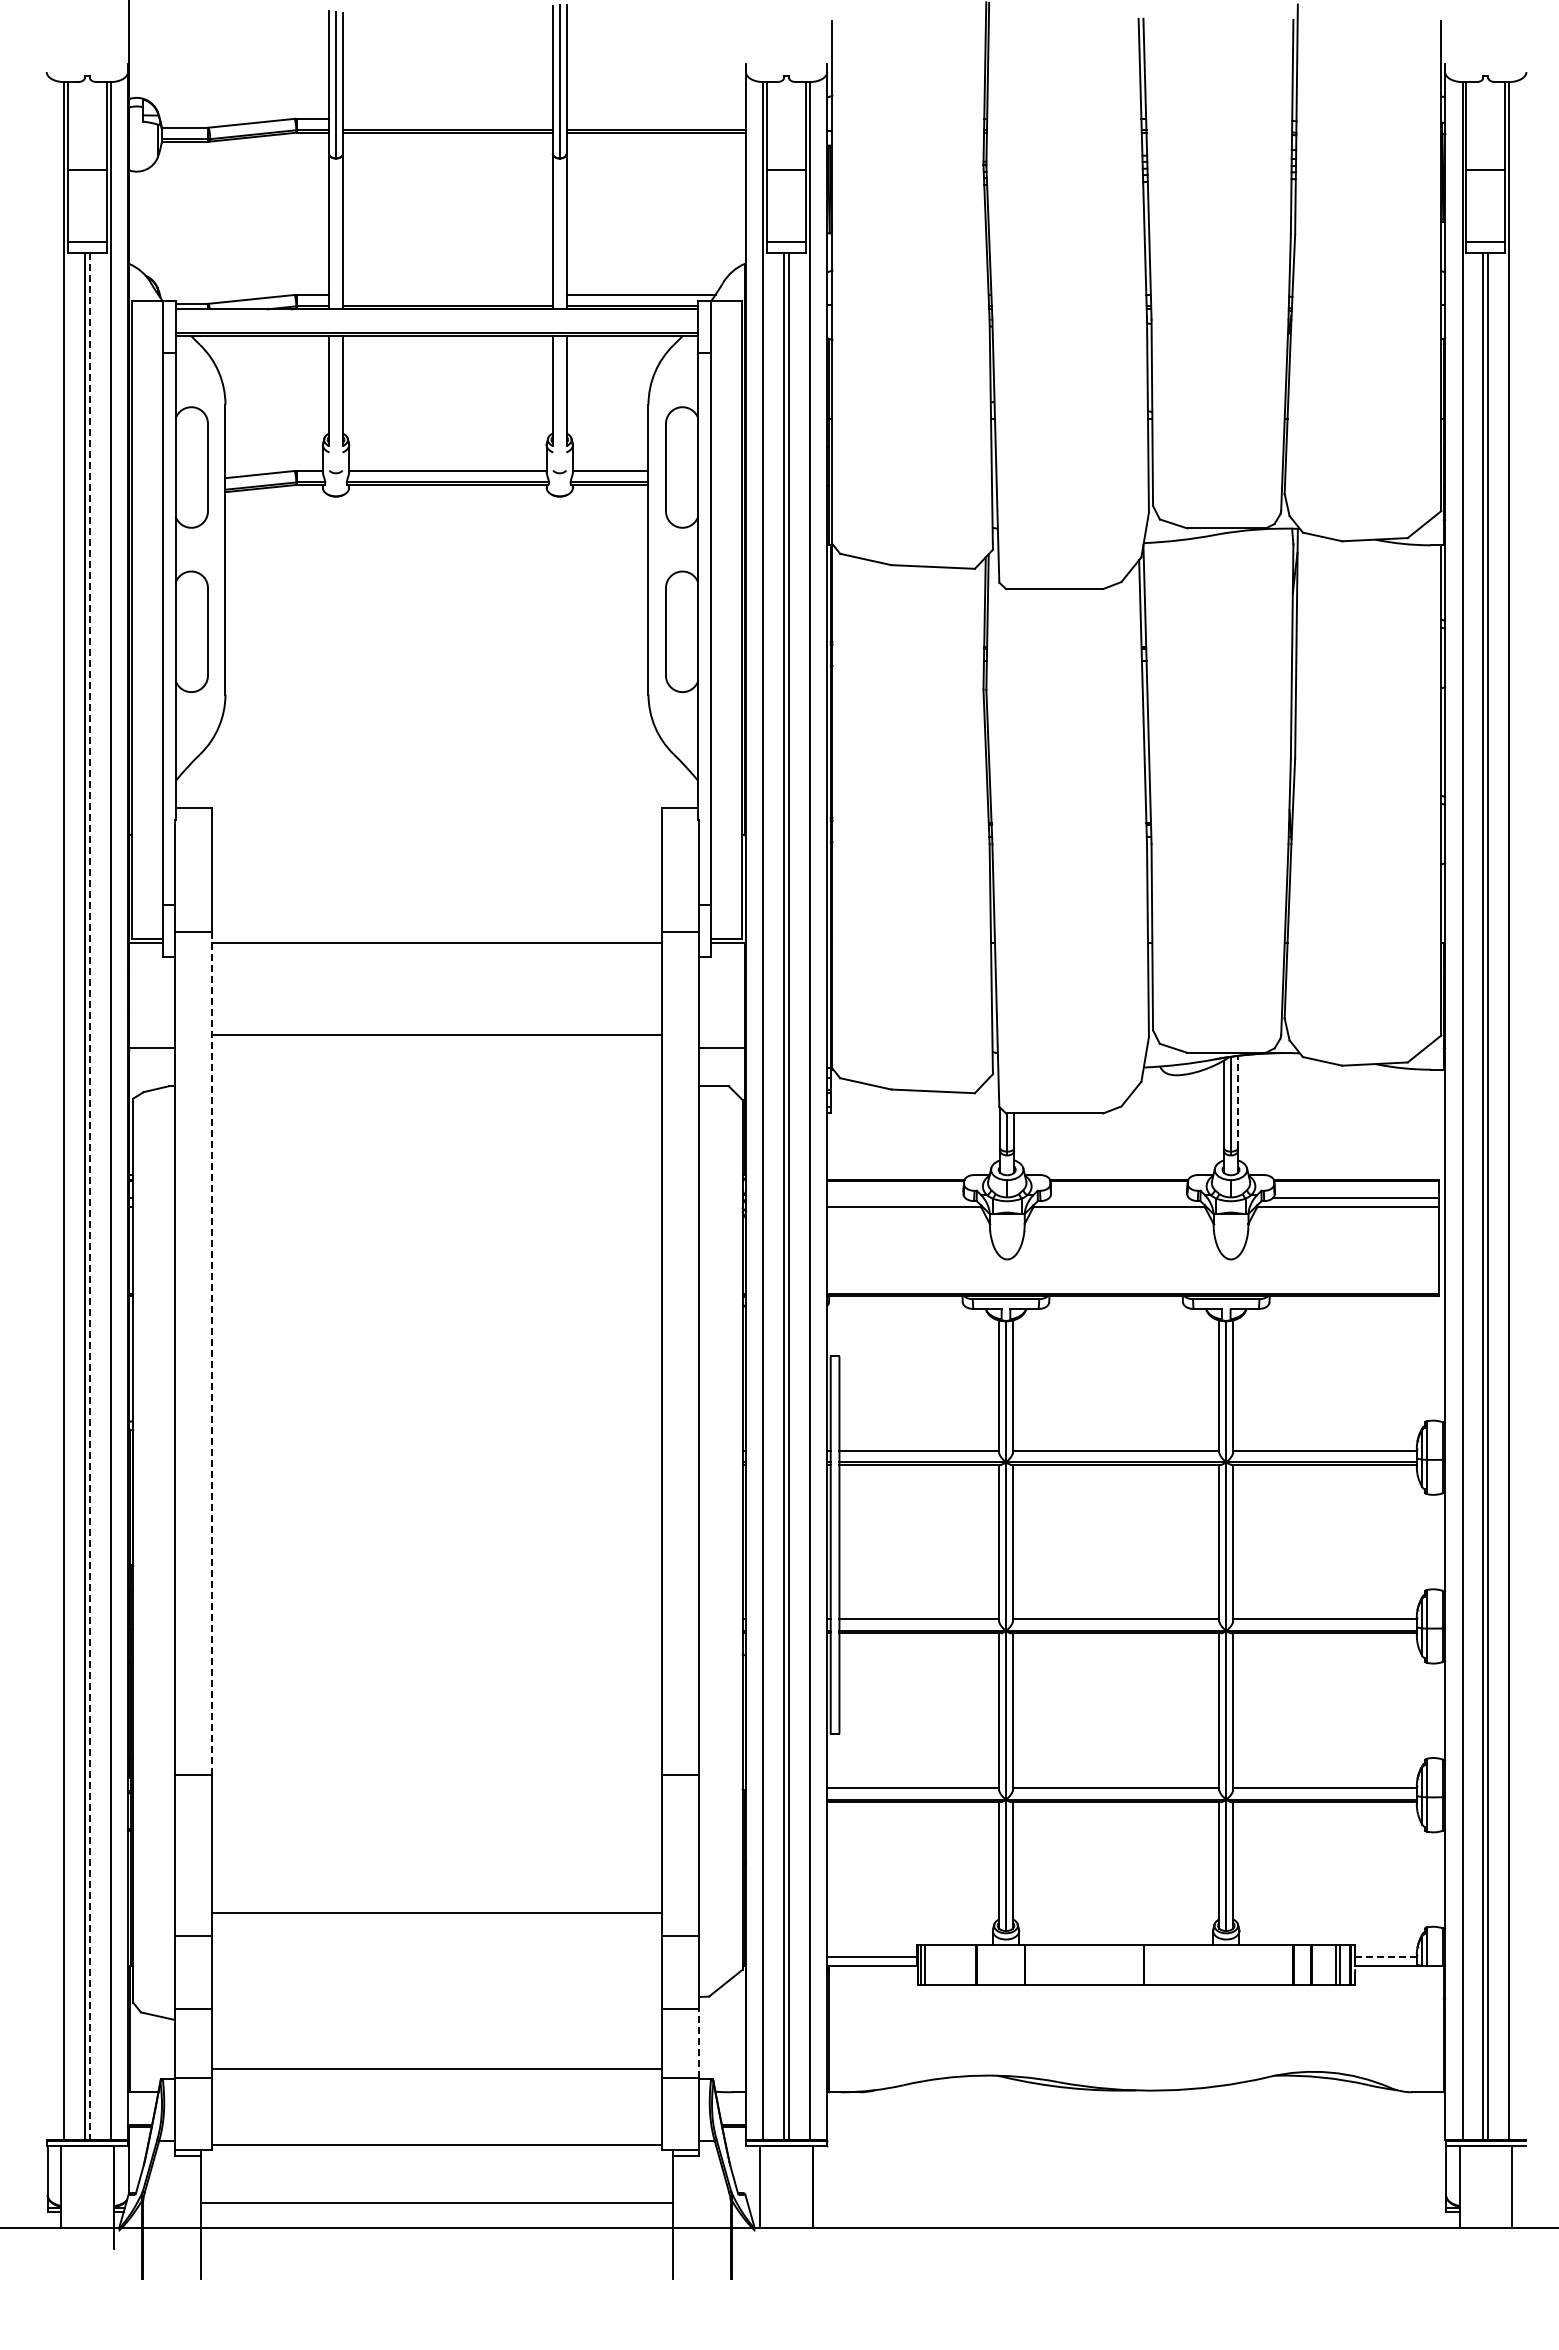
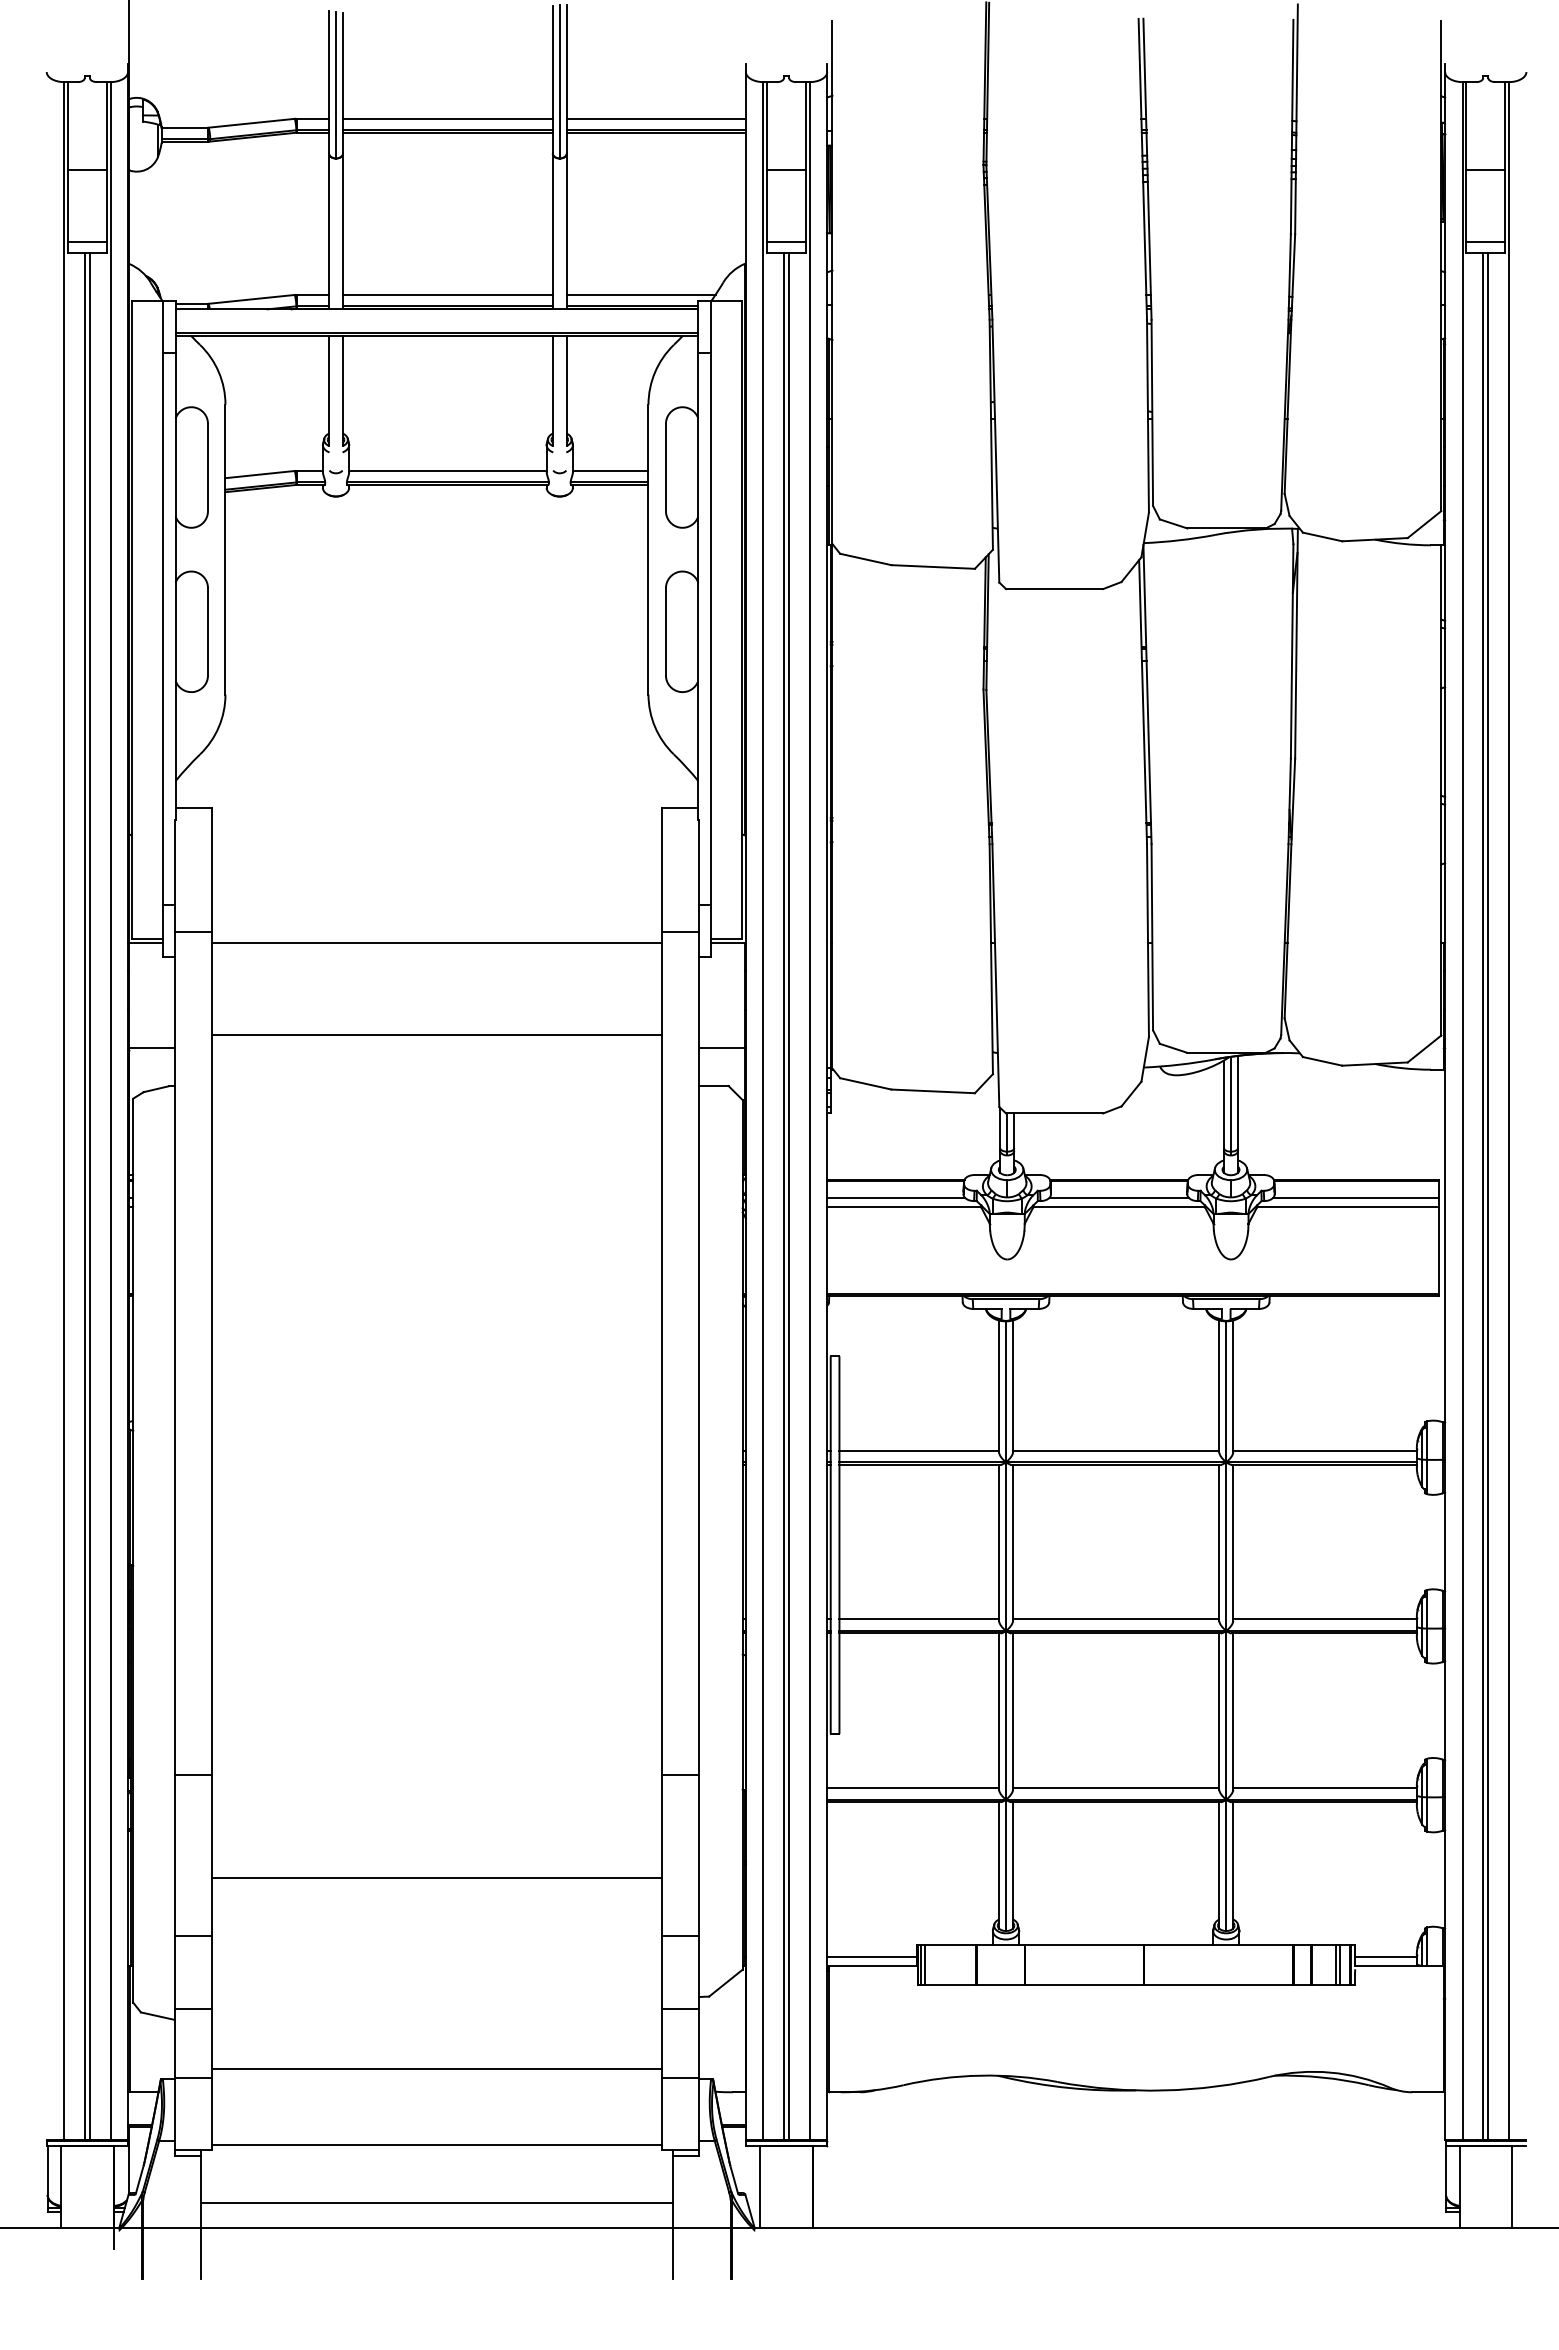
line: none -> present (447, 118)
line: none -> present (655, 118)
line: none -> present (447, 294)
line: dashed -> solid (1238, 1101)
line: dashed -> solid (90, 1196)
line: none -> present (895, 1197)
line: none -> present (1118, 1197)
line: dashed -> solid (212, 1352)
line position: (436, 1912) -> (436, 1877) (436, 1877)
line: dashed -> solid (1386, 1956)
line: dashed -> solid (699, 2042)
